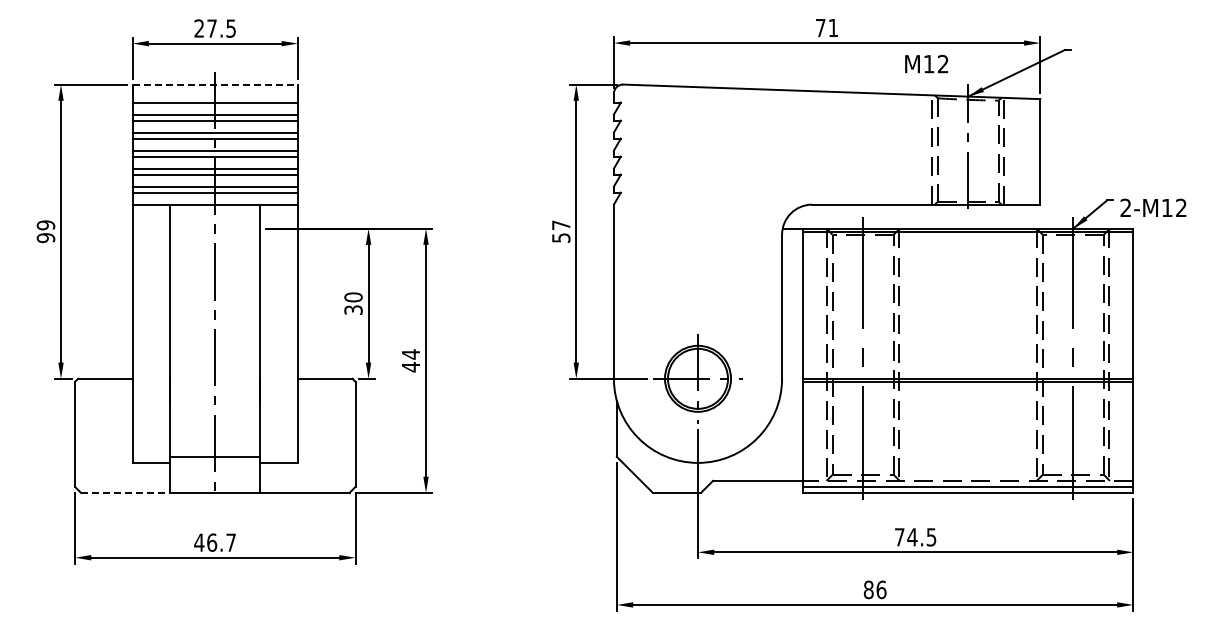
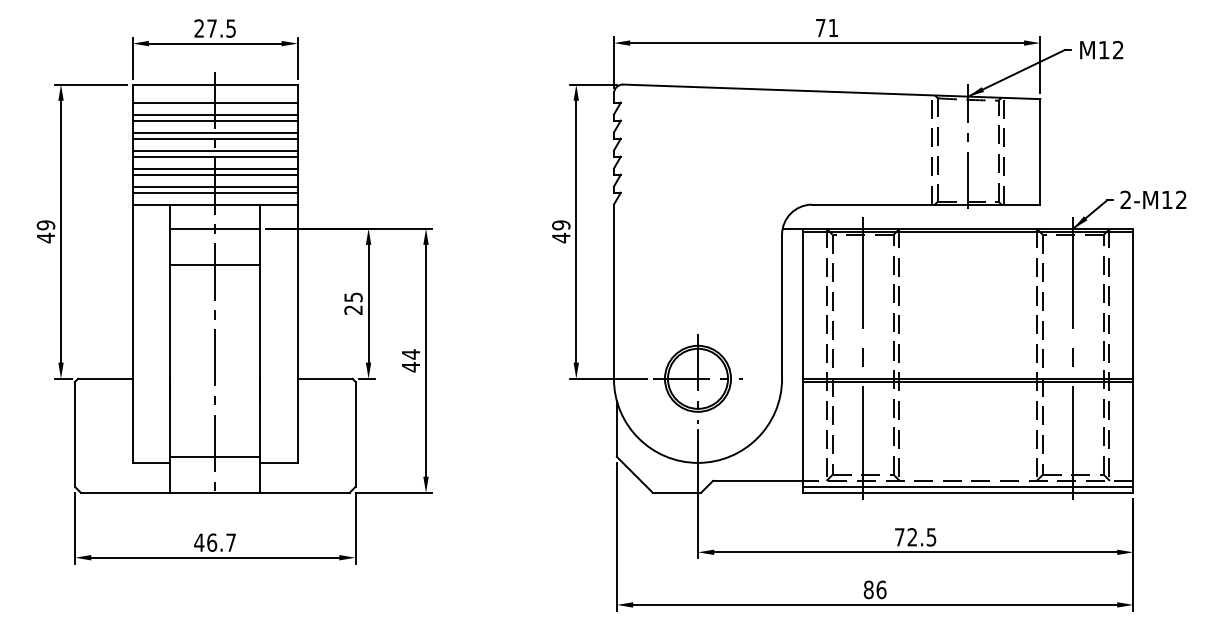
text position: (926, 63) -> (1101, 49) (1101, 49)
line: dashed -> solid (215, 84)
text position: (1153, 207) -> (1153, 199) (1153, 199)
line: none -> present (215, 228)
text: 57 -> 49 (561, 231)
text: 99 -> 49 (45, 237)
line: none -> present (215, 264)
text: 30 -> 25 (353, 303)
line: dashed -> solid (125, 492)
text: 74.5 -> 72.5 (912, 537)
